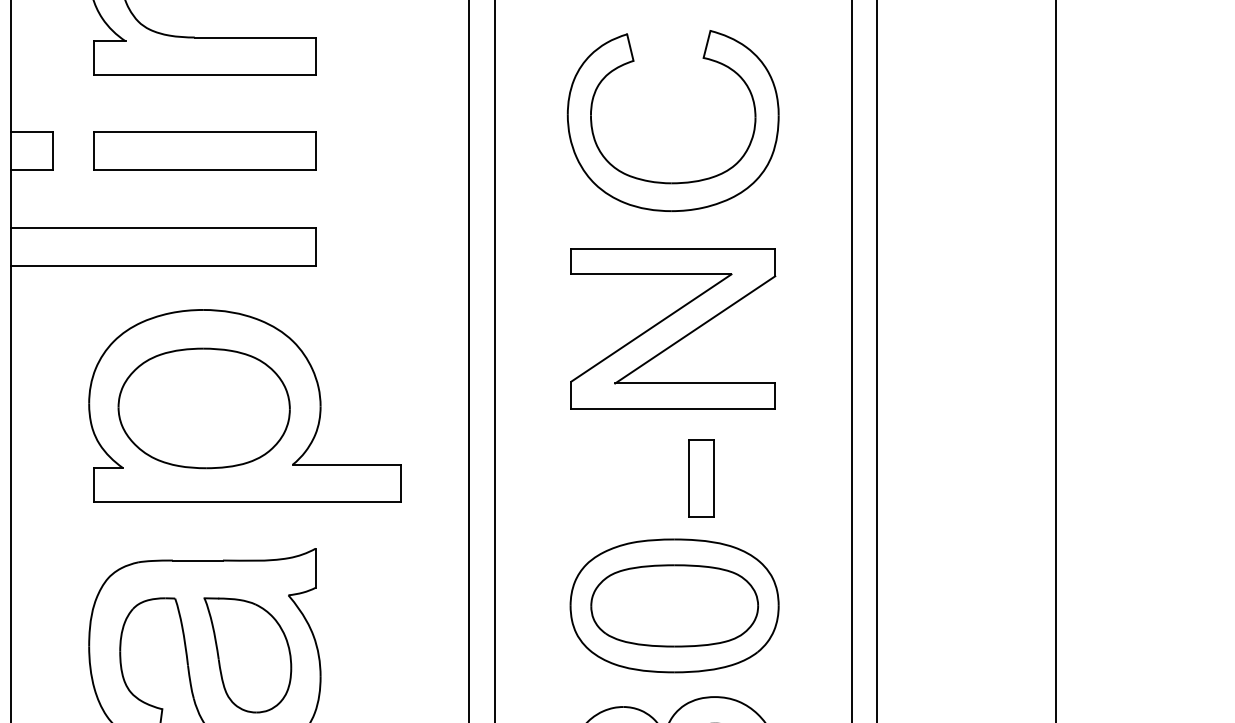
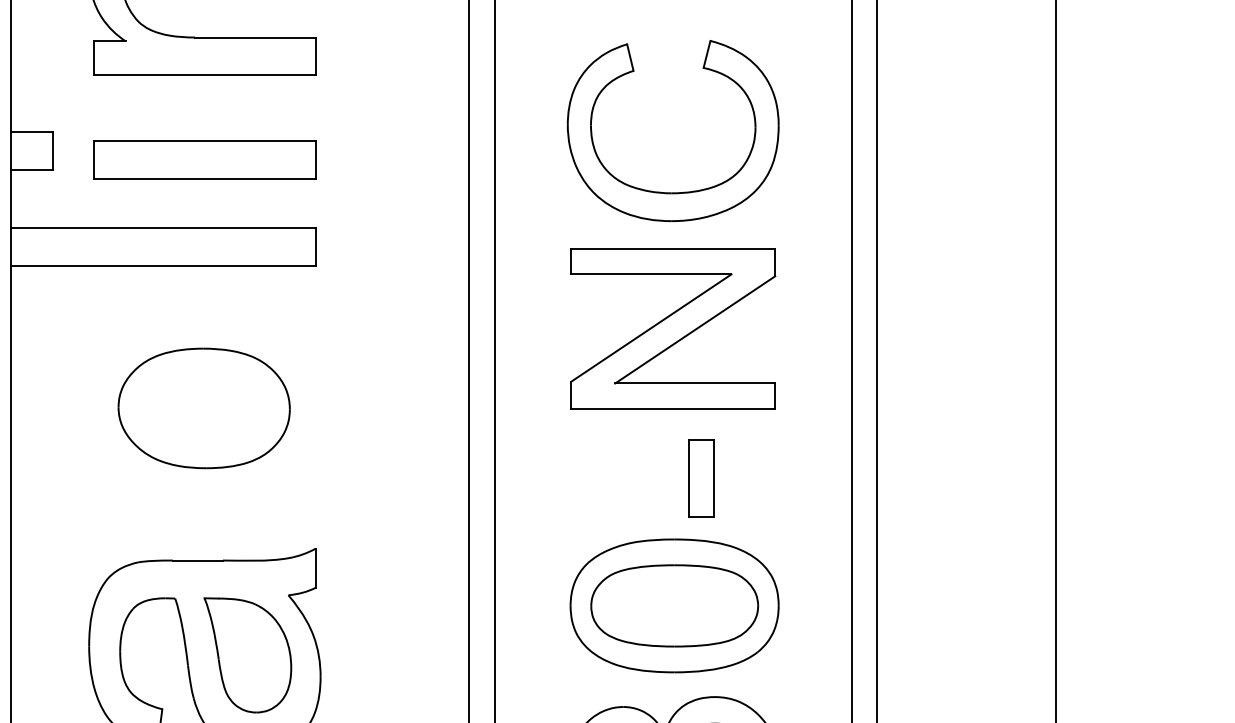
part position: (204, 150) -> (204, 159) (204, 159)
part position: (672, 182) -> (672, 192) (672, 192)
part: present -> none (244, 405)
